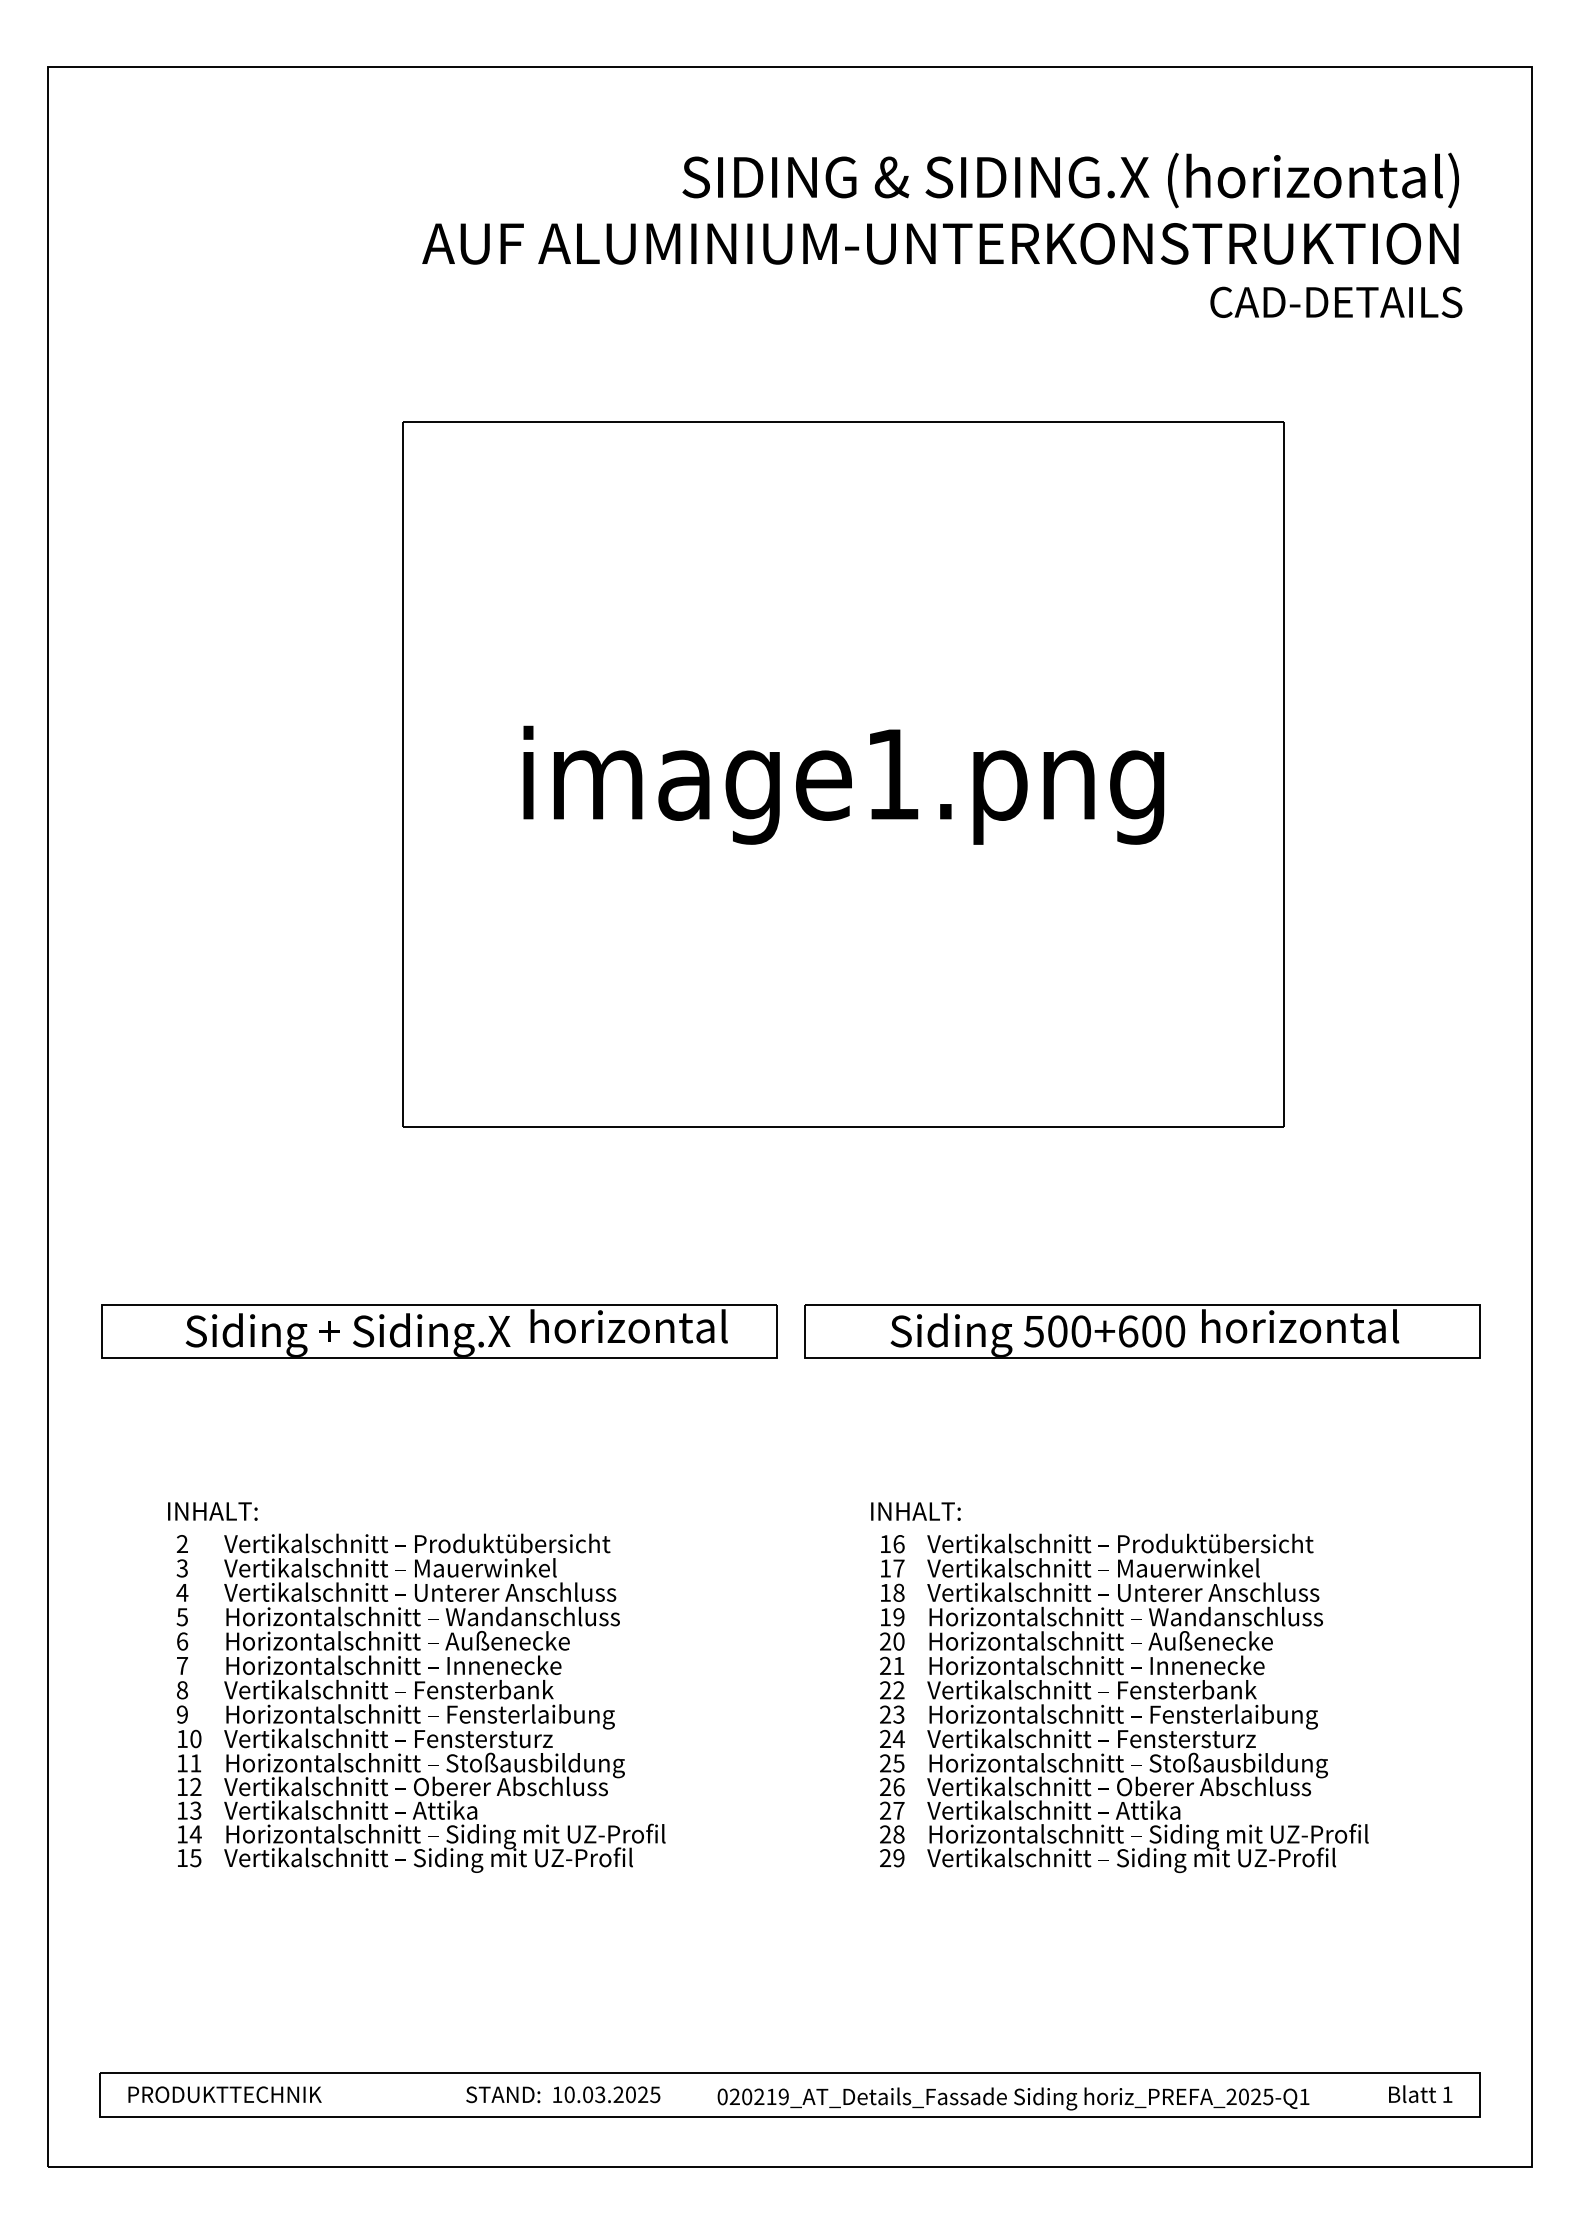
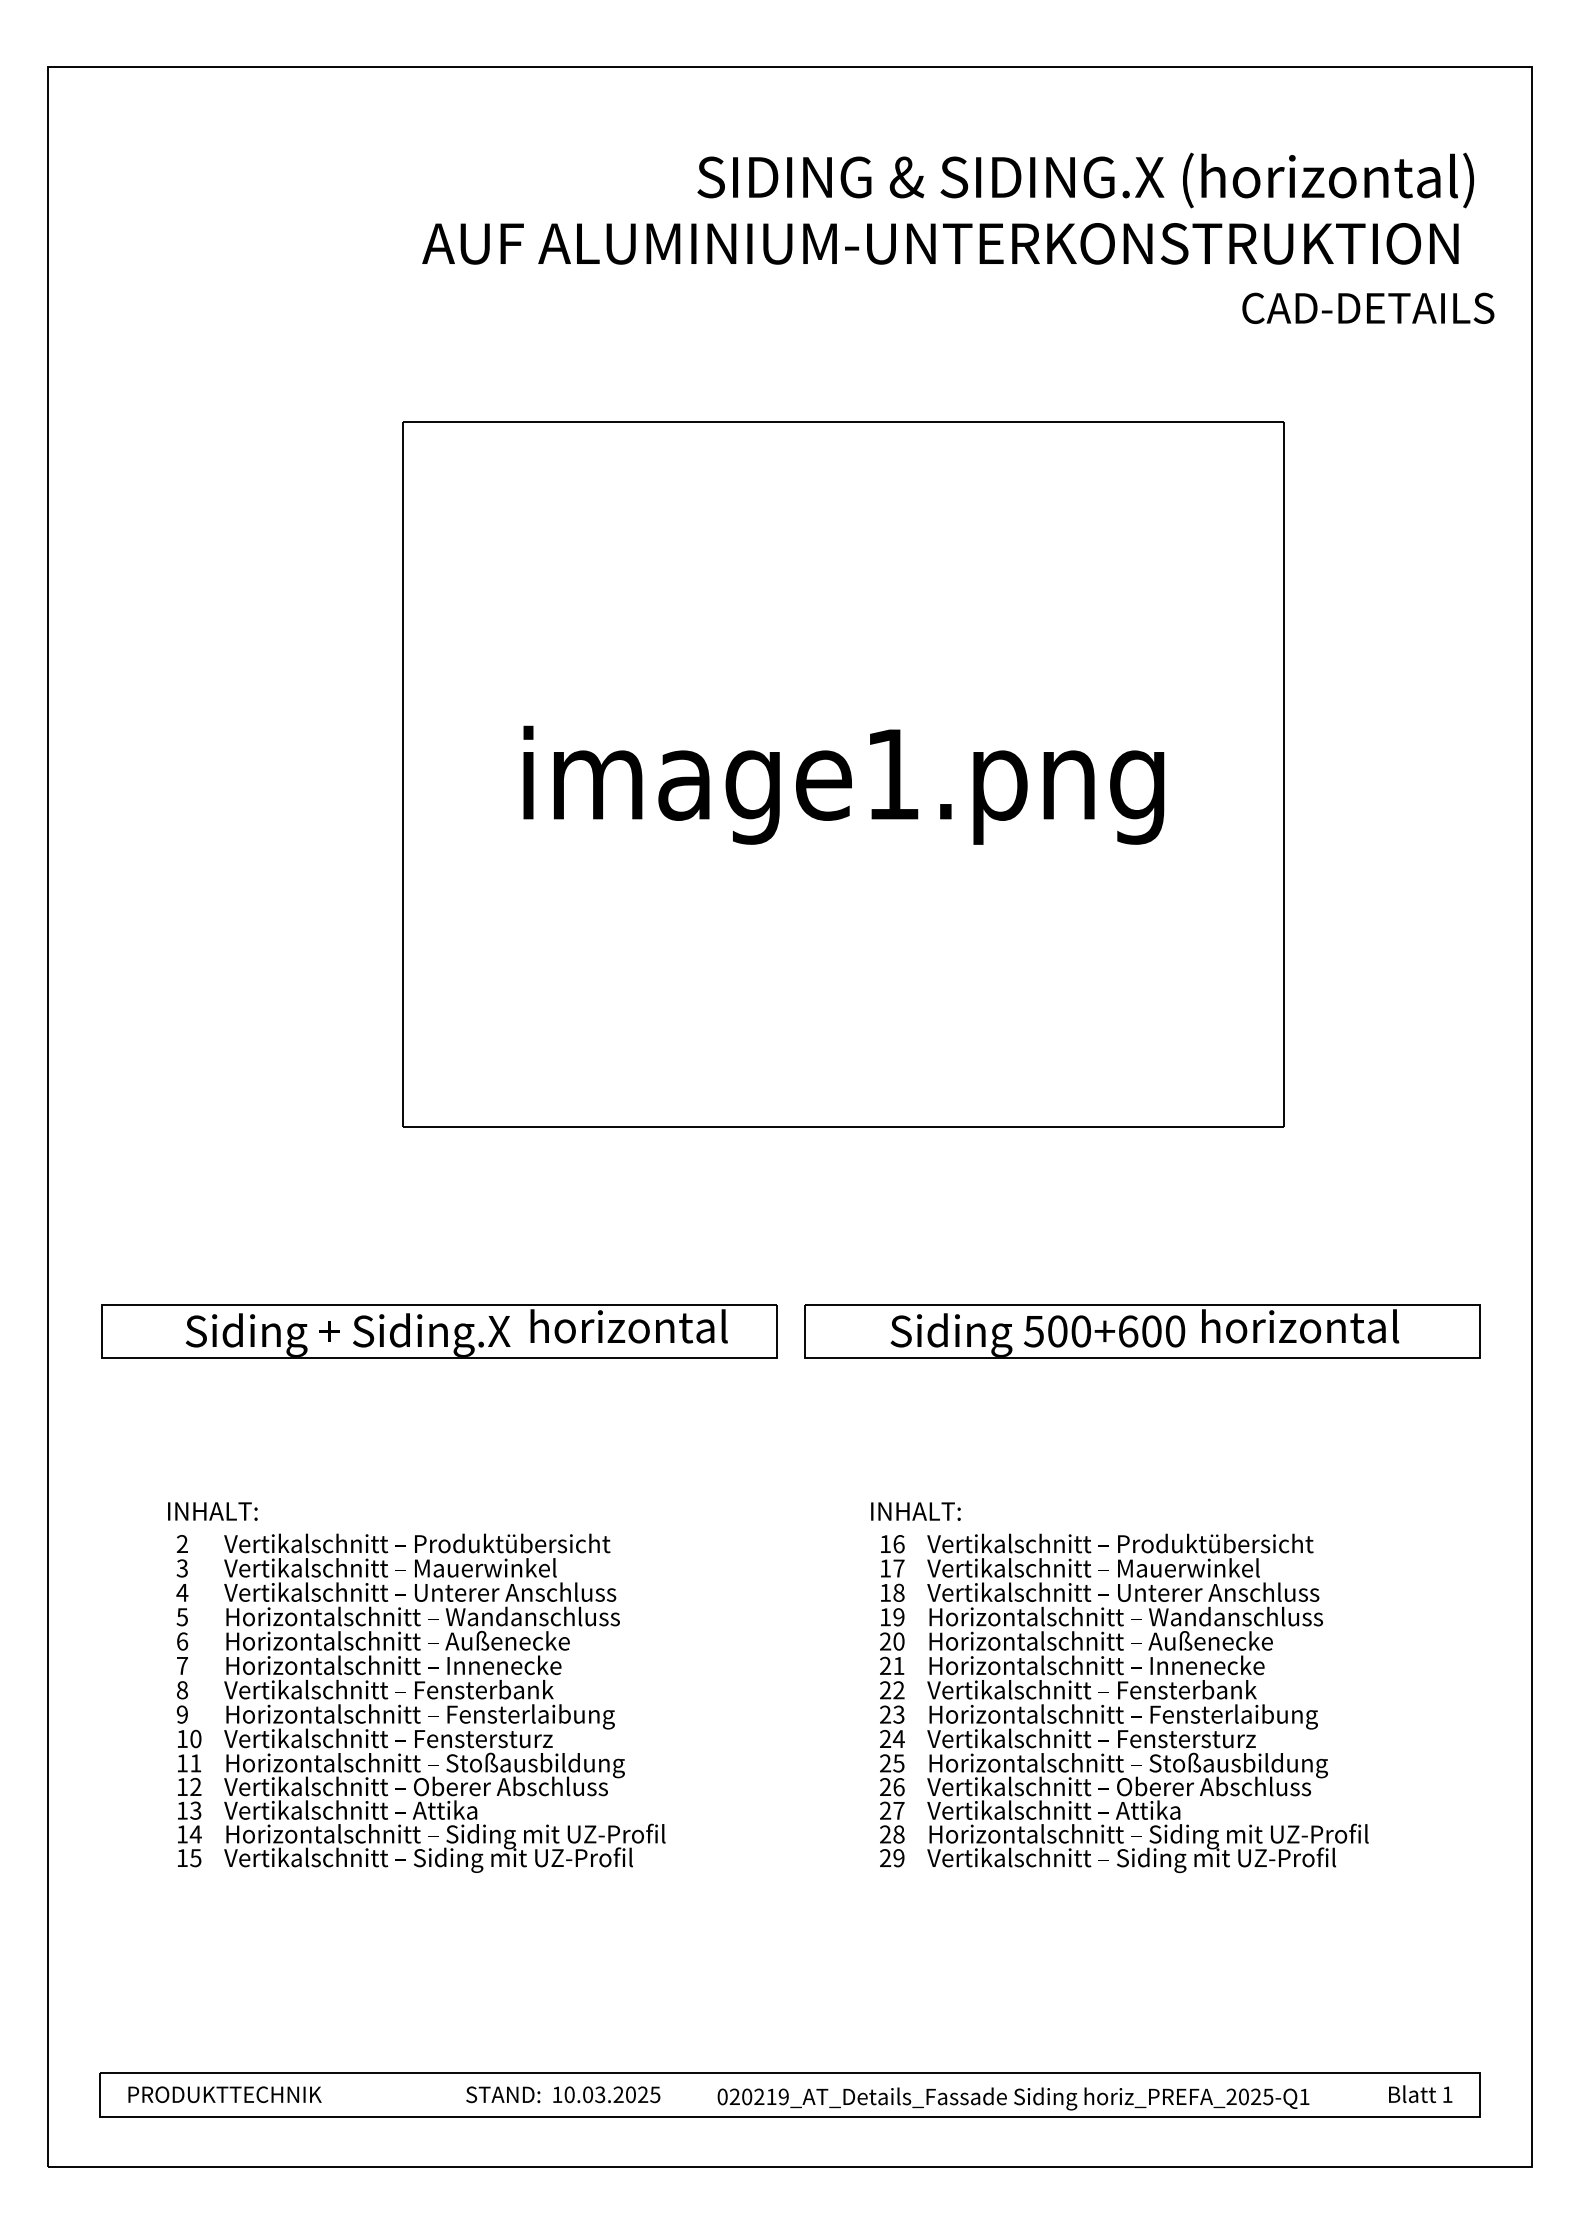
text position: (1070, 180) -> (1085, 180) (1085, 180)
text position: (1336, 301) -> (1368, 307) (1368, 307)
